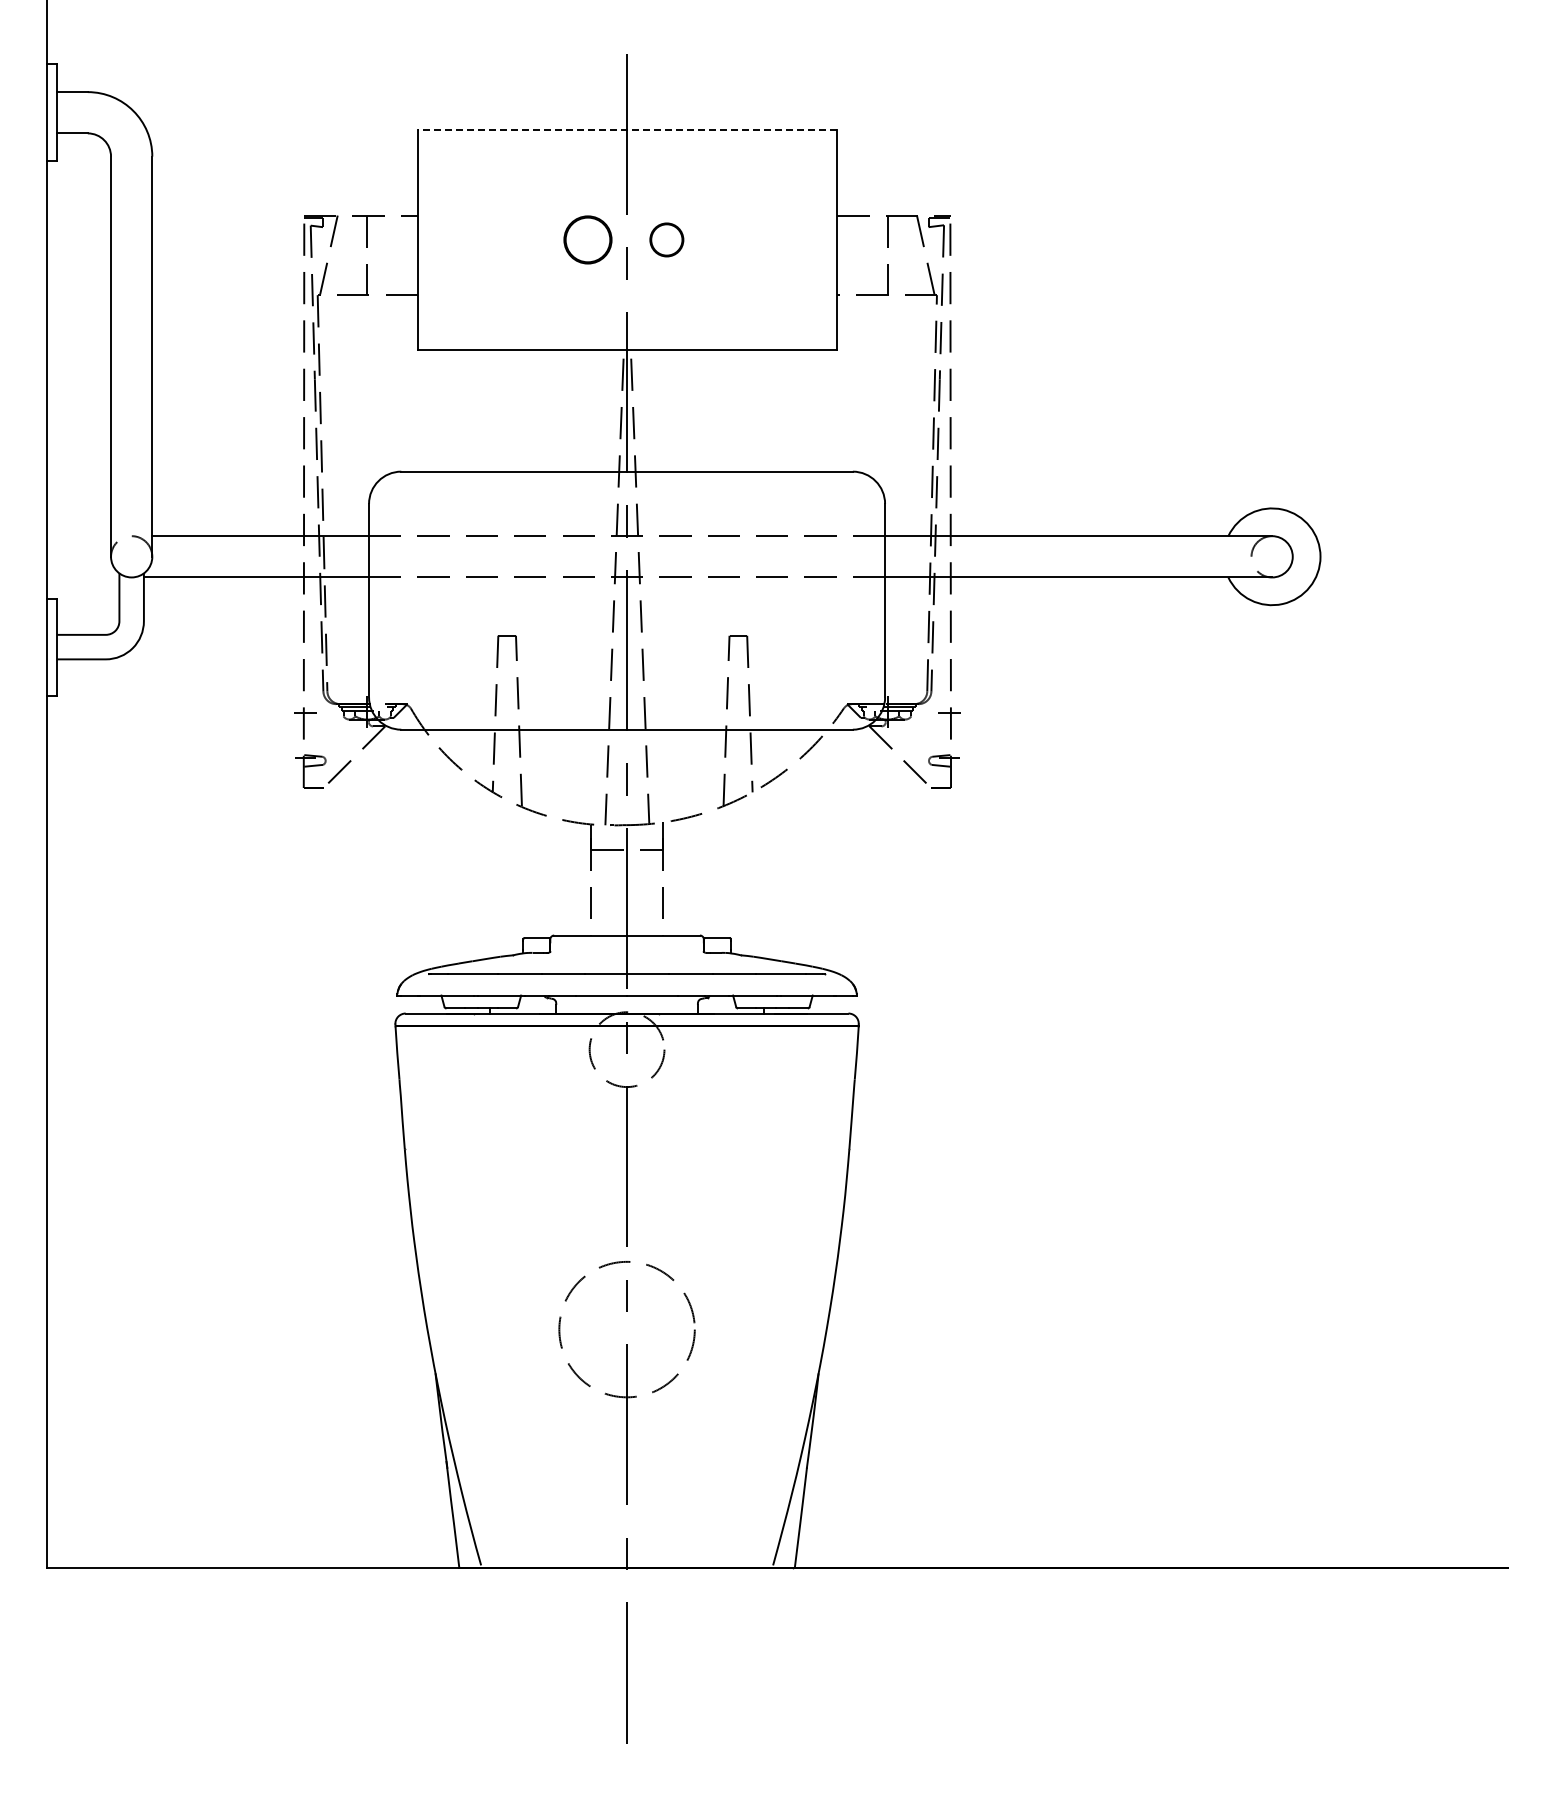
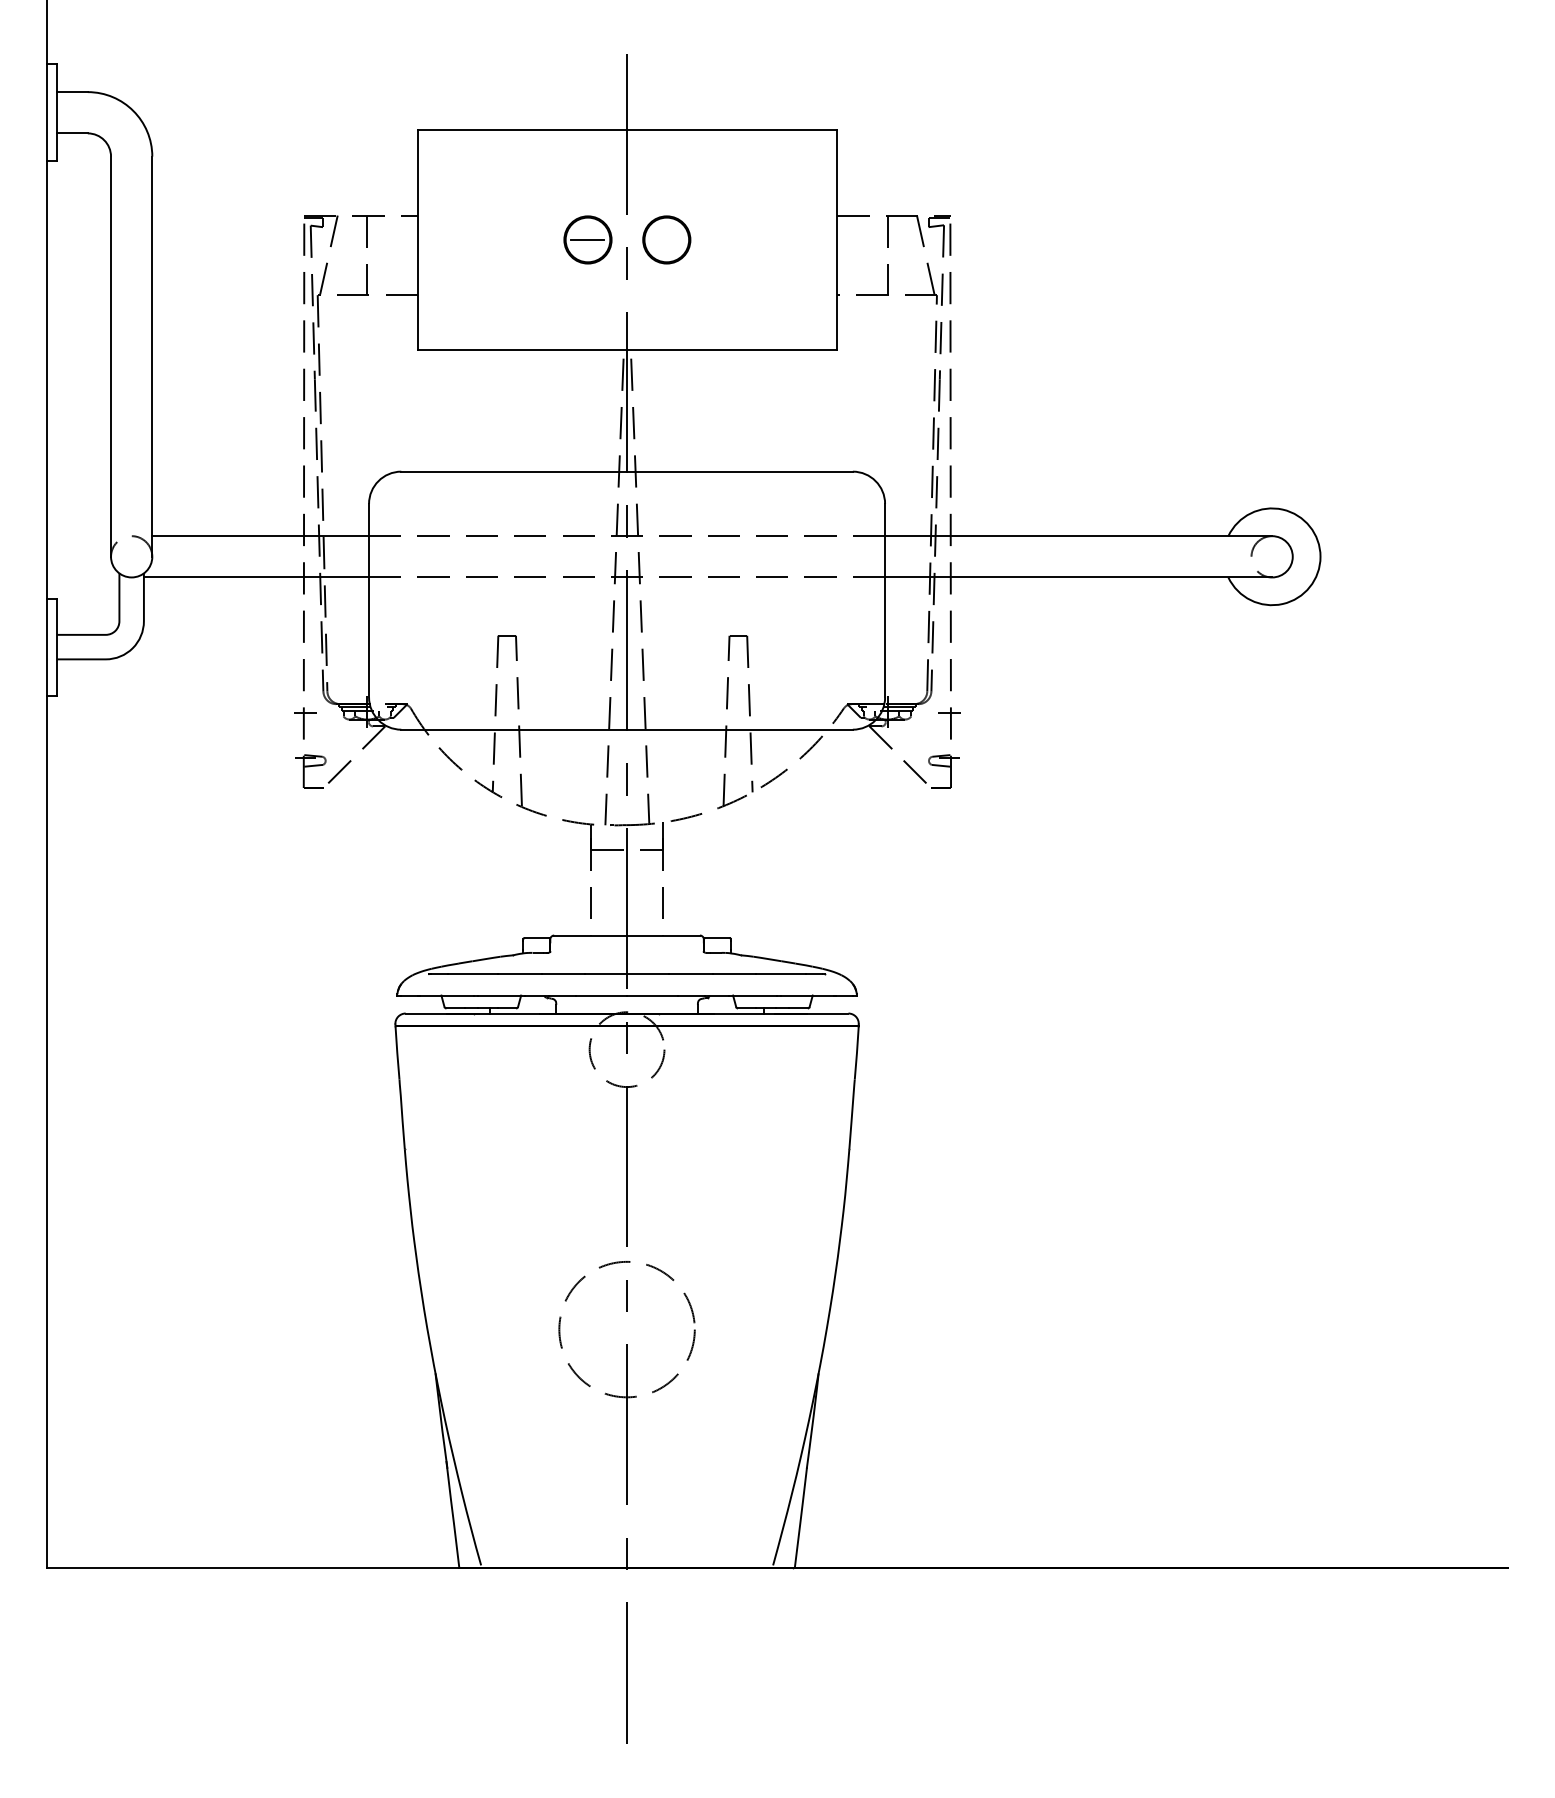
line: dashed -> solid (627, 130)
line: none -> present (586, 239)
circle size: 36x36 px -> 50x50 px (666, 239)
